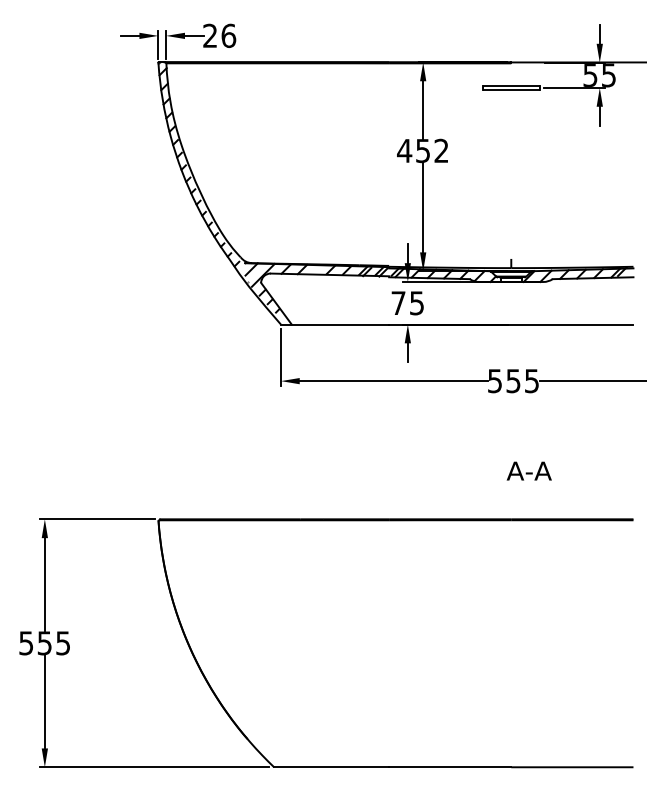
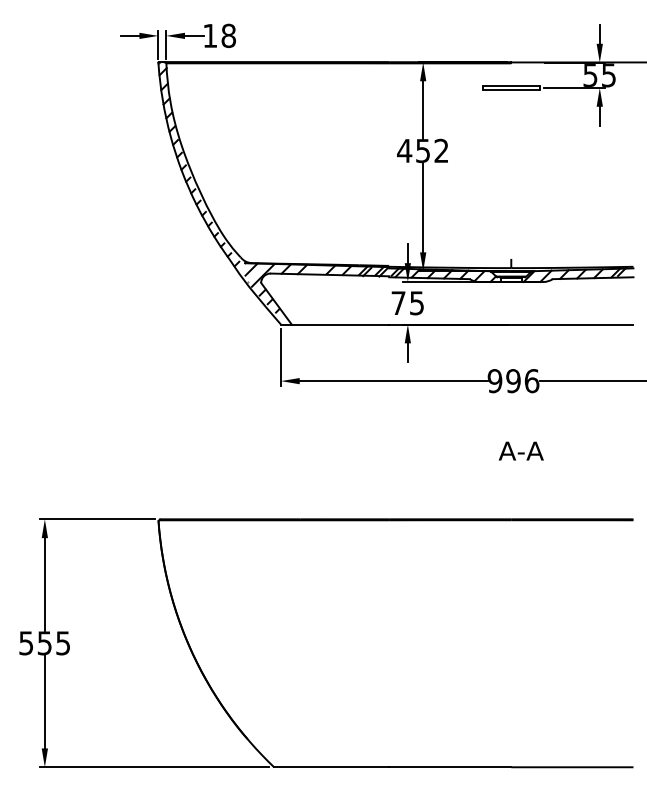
text: 26 -> 18 (219, 35)
text: 555 -> 996 (513, 381)
text position: (528, 470) -> (520, 450) (520, 450)
